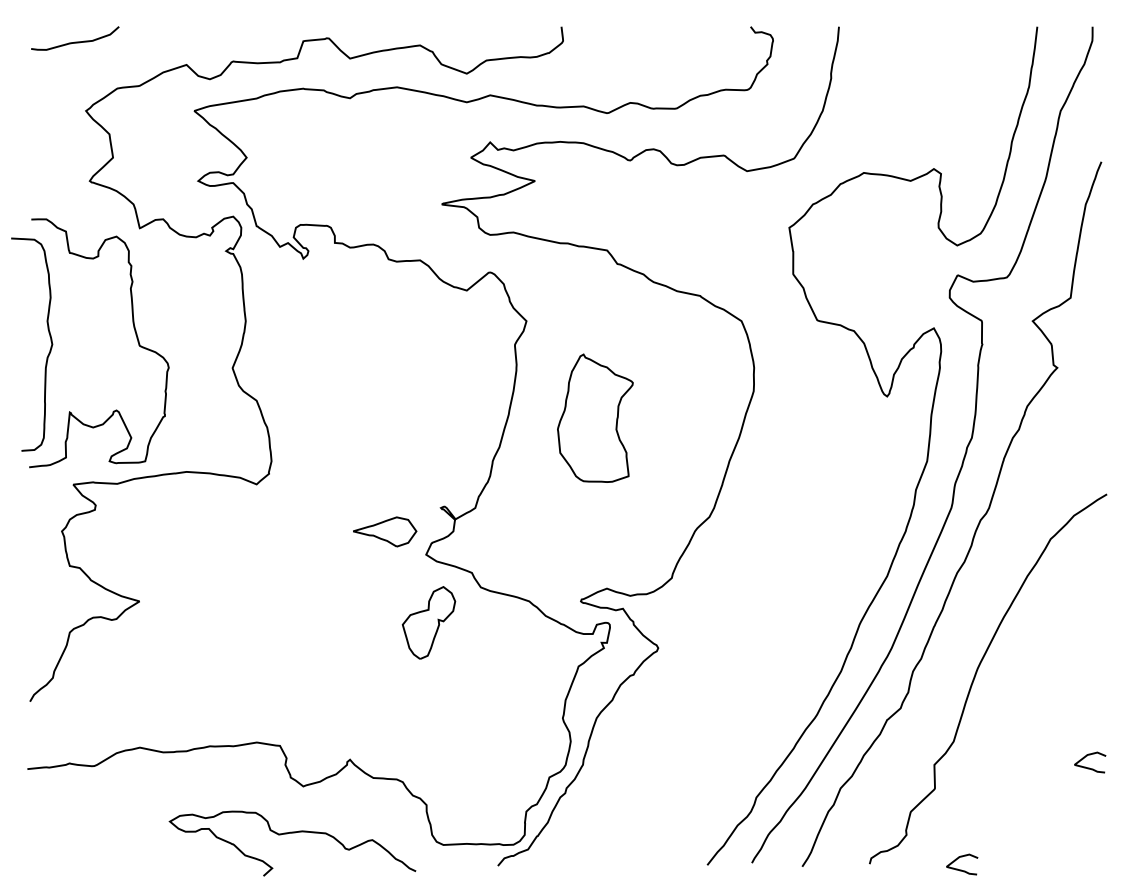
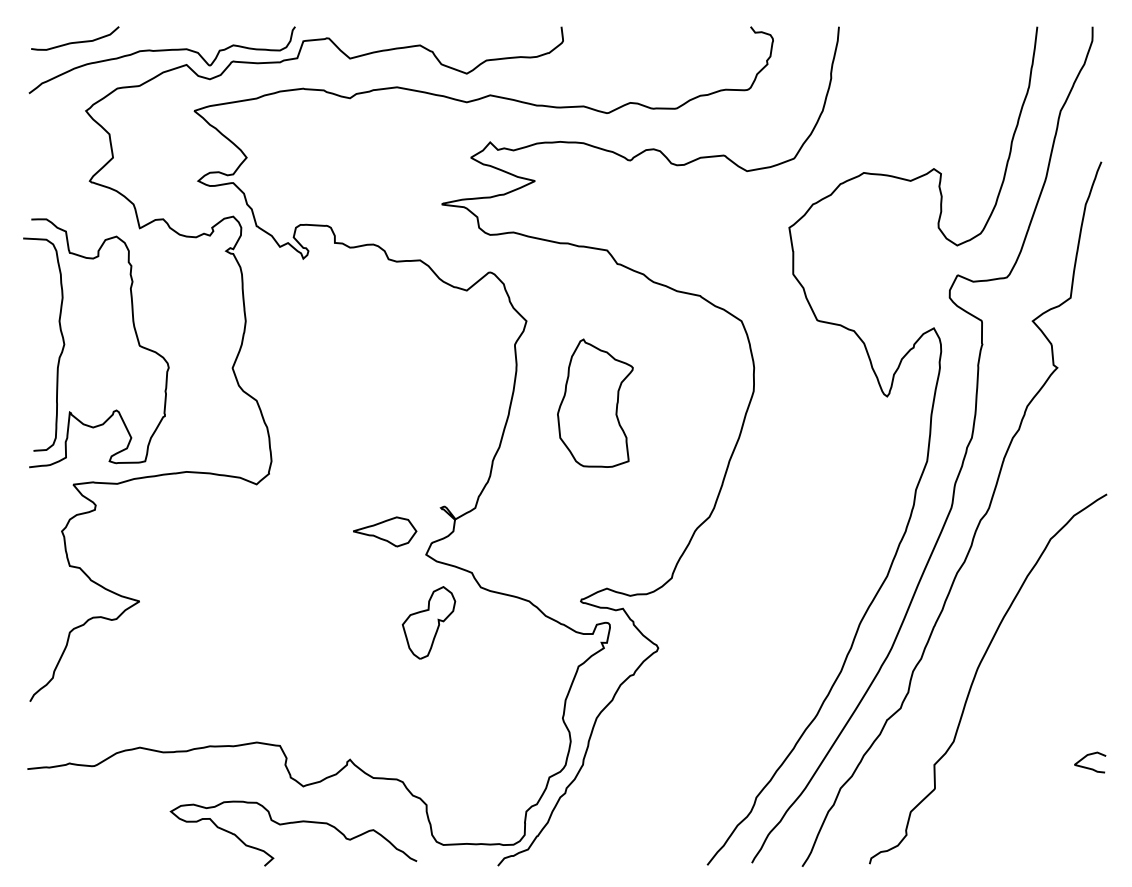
curve: none -> present (161, 51)
curve position: (49, 350) -> (61, 350) (61, 350)
part position: (595, 417) -> (595, 402) (595, 402)
curve position: (292, 833) -> (293, 823) (293, 823)
curve: present -> none (961, 869)
